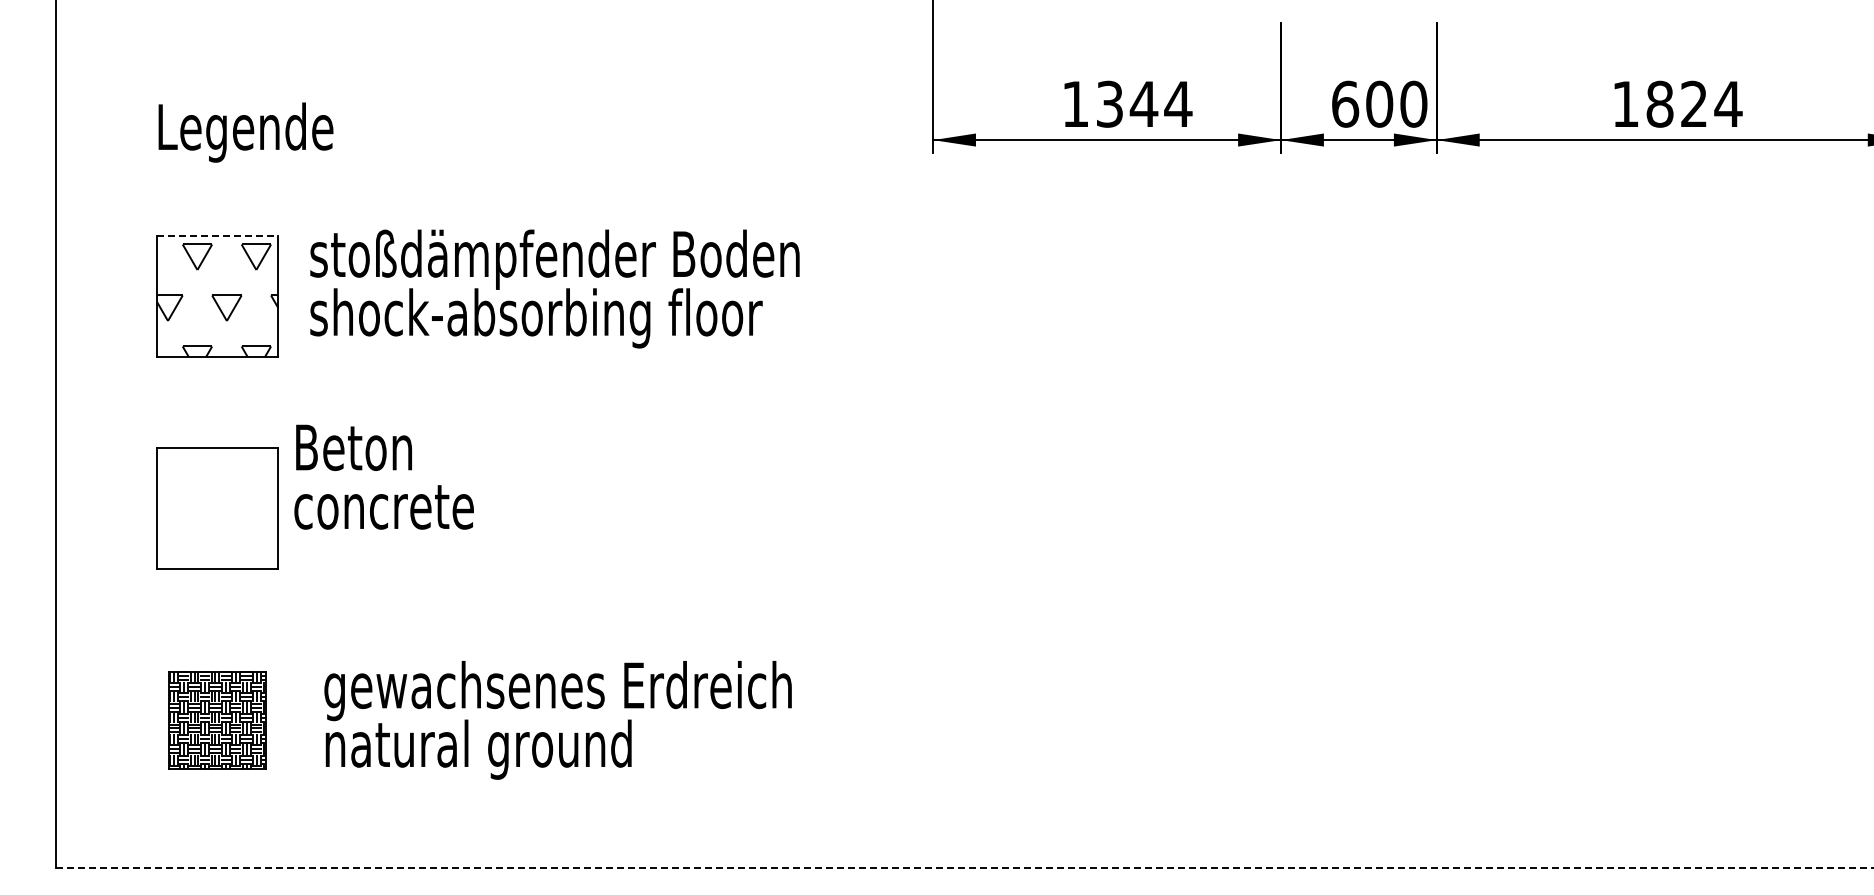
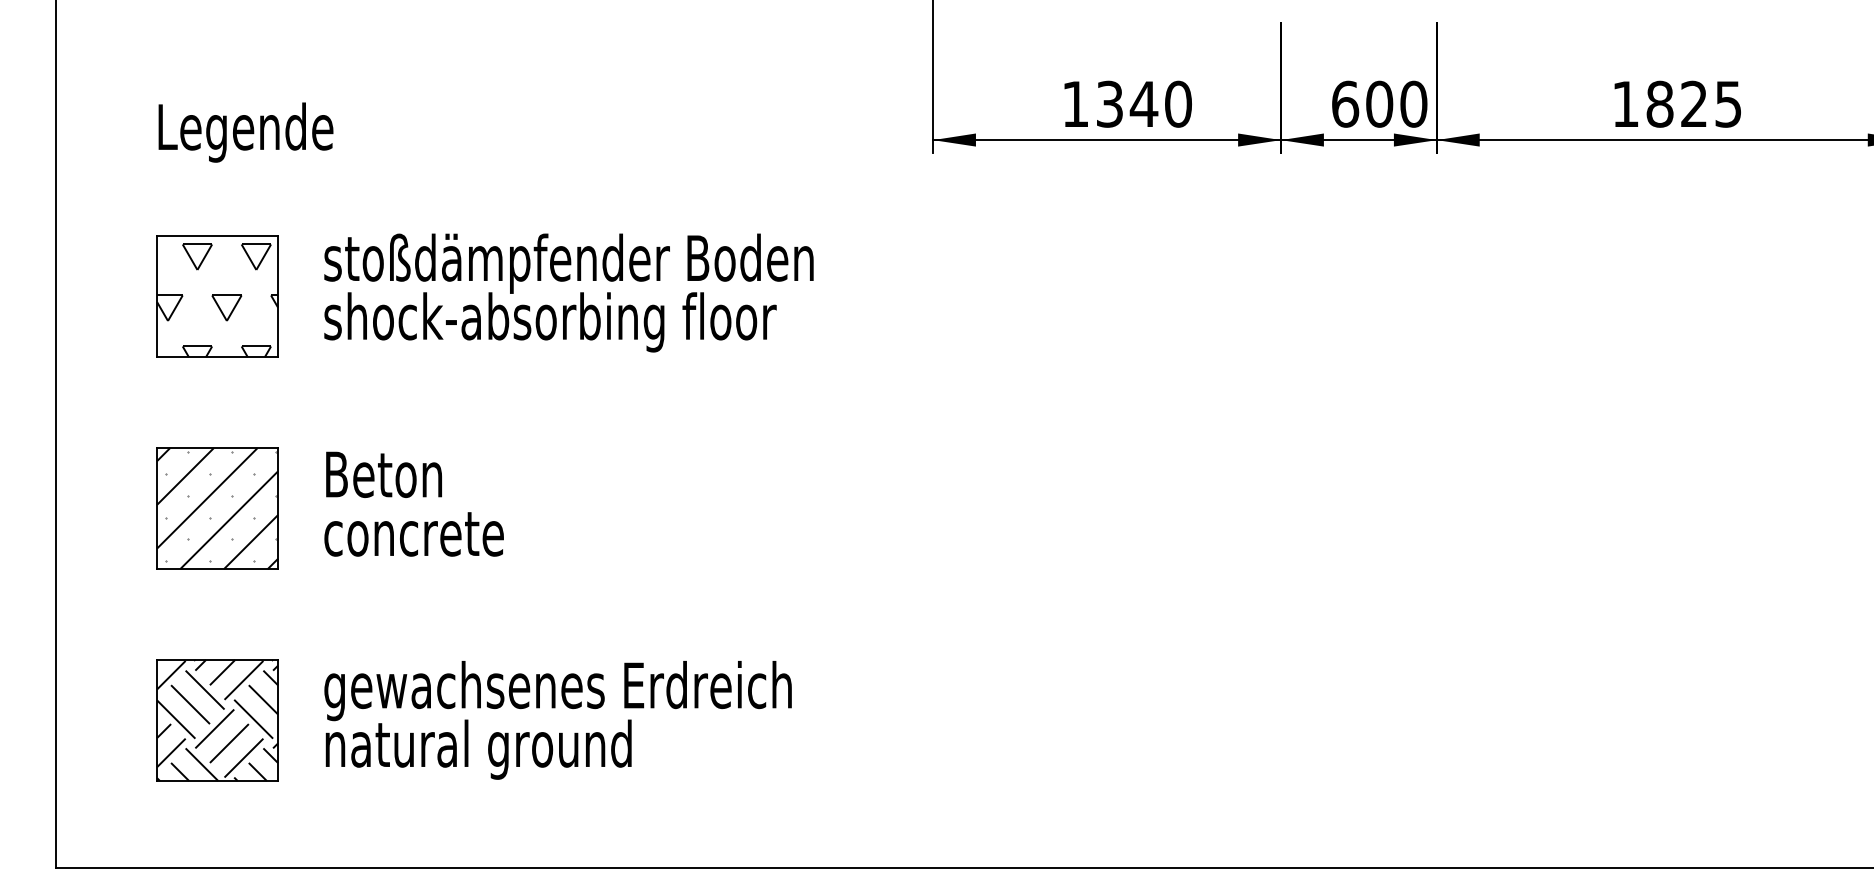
text: 1344 -> 1340 (1178, 103)
text: 1824 -> 1825 (1728, 104)
line: dashed -> solid (217, 236)
text position: (554, 288) -> (568, 292) (568, 292)
text position: (383, 476) -> (413, 503) (413, 503)
hatch: none -> present (217, 508)
part size: 99x99 px -> 123x123 px (217, 720)
line: dashed -> solid (965, 868)
